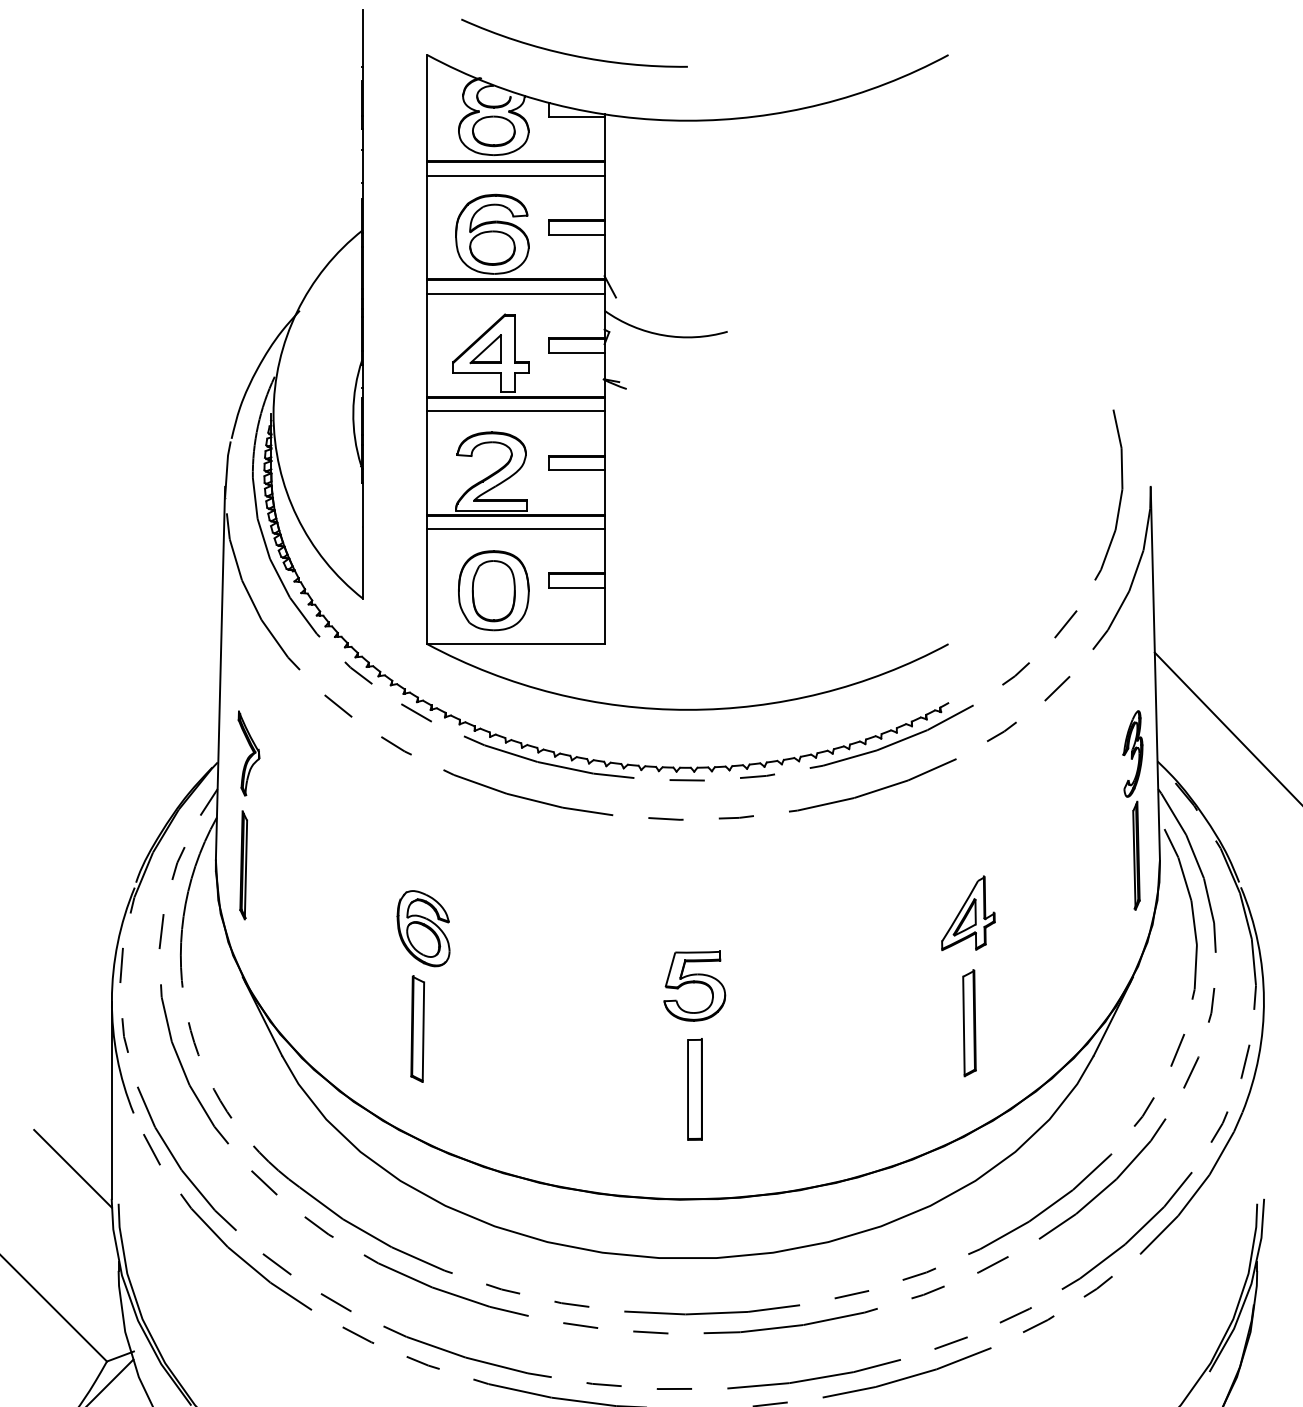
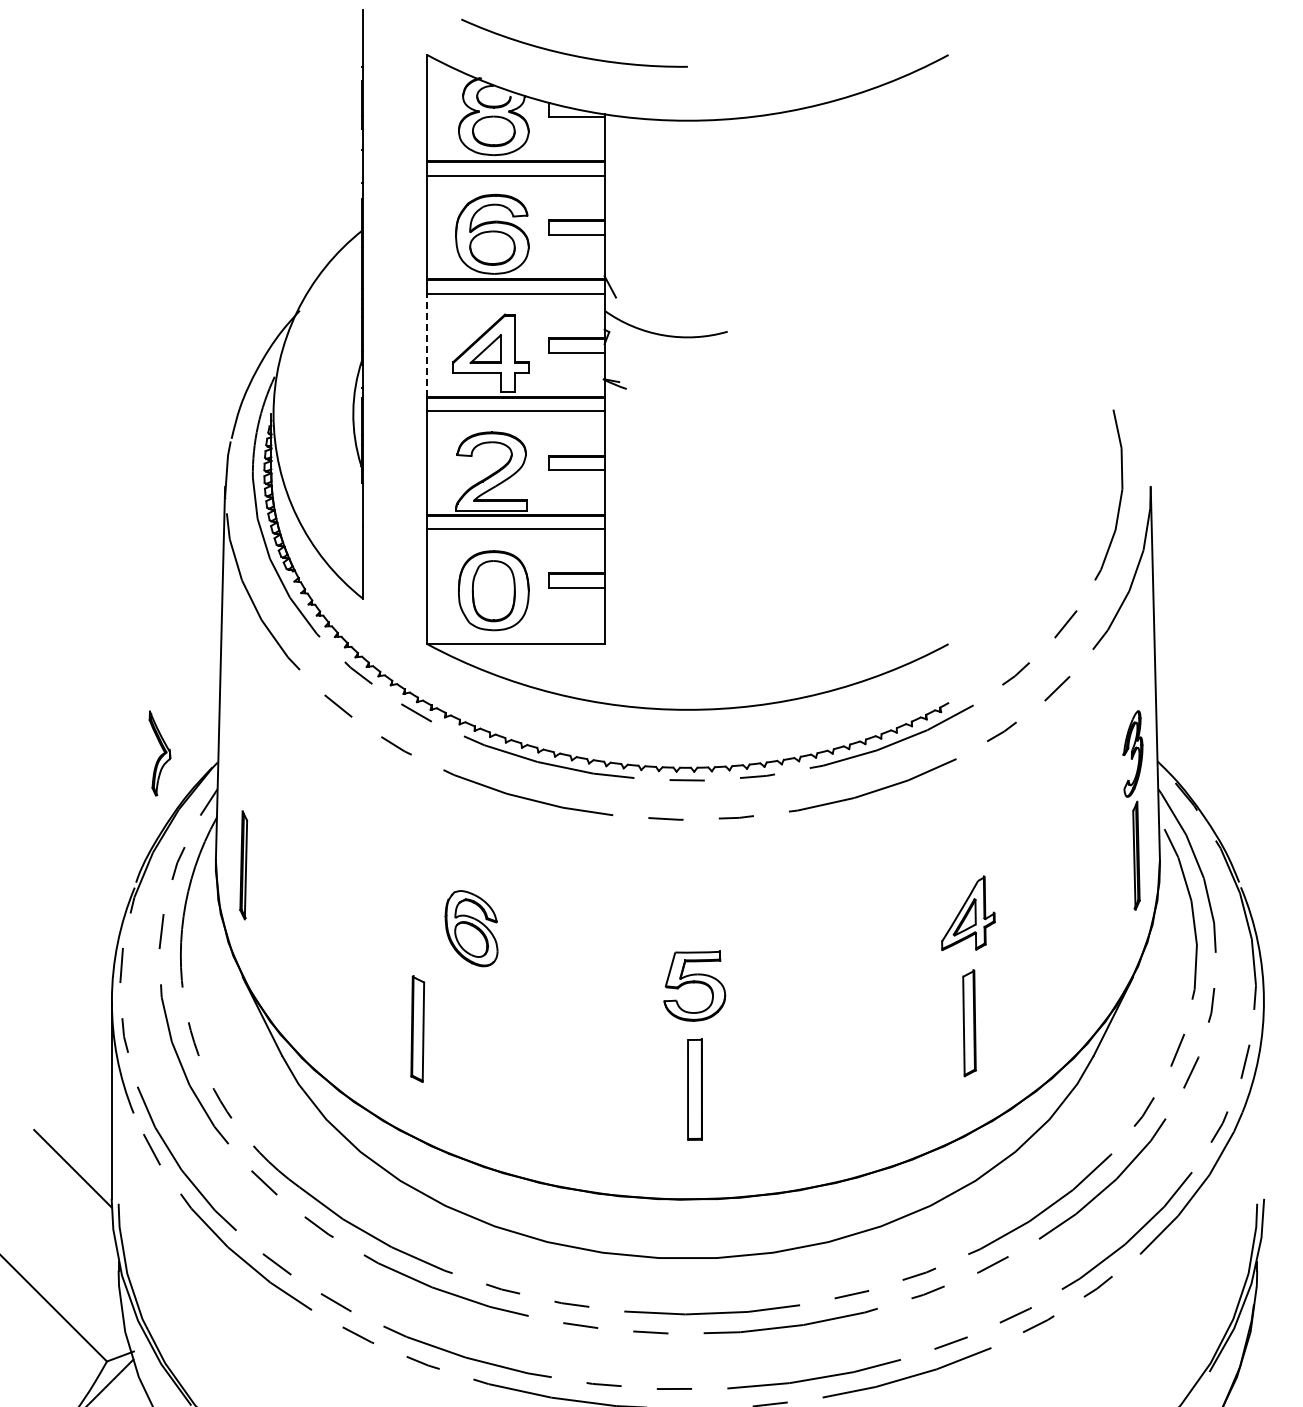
line: solid -> dashed (427, 345)
line: present -> none (1226, 727)
part position: (248, 753) -> (159, 753) (159, 753)
part position: (423, 928) -> (471, 928) (471, 928)
